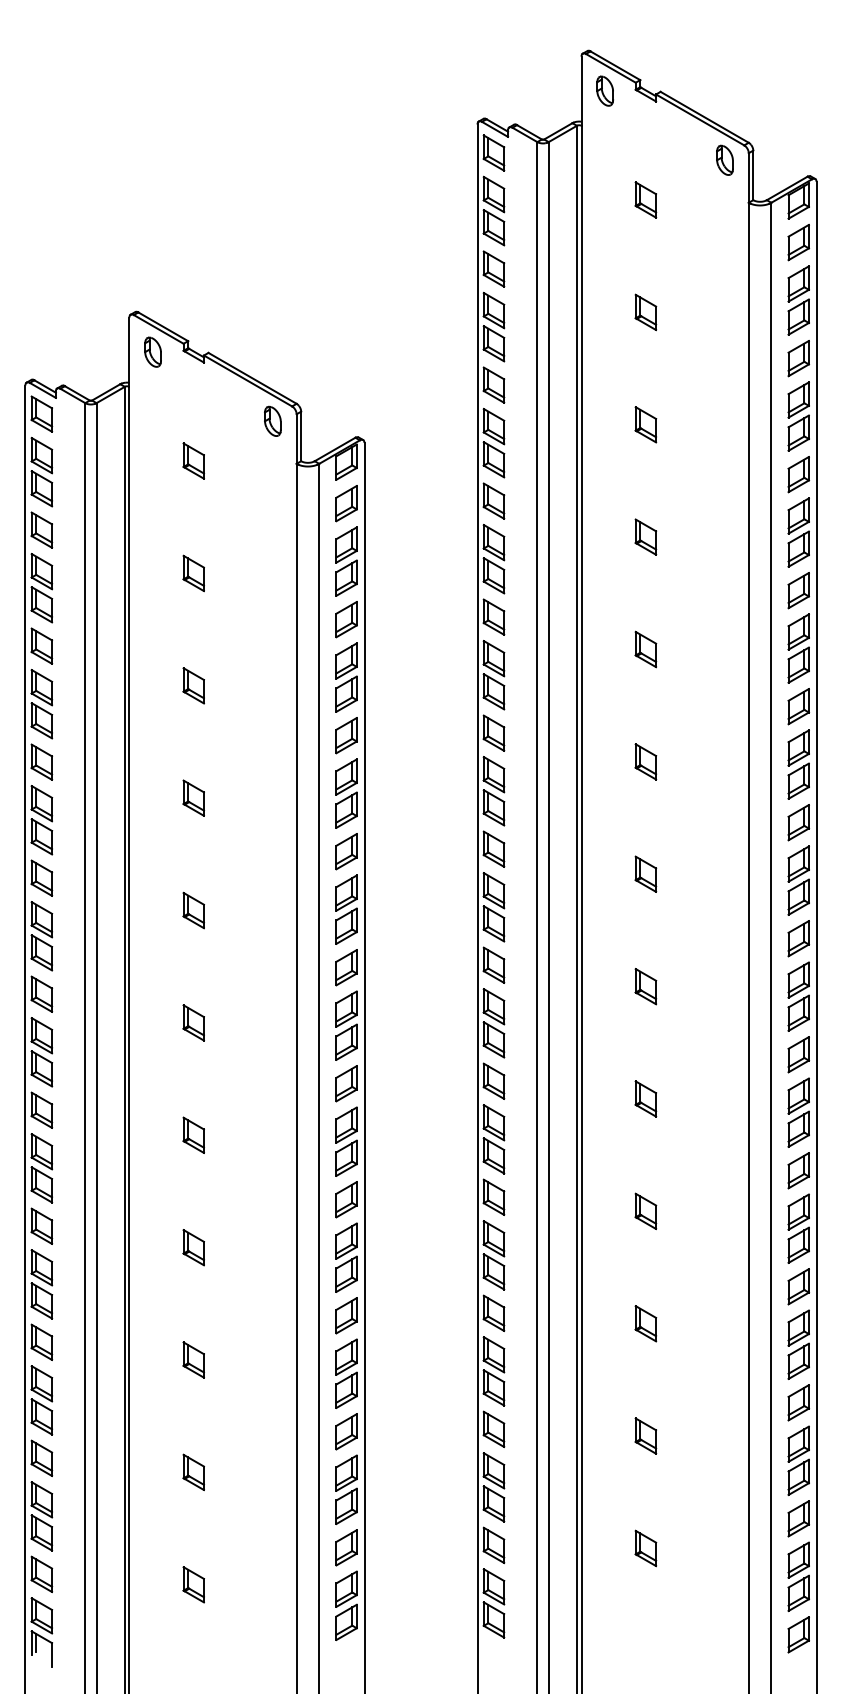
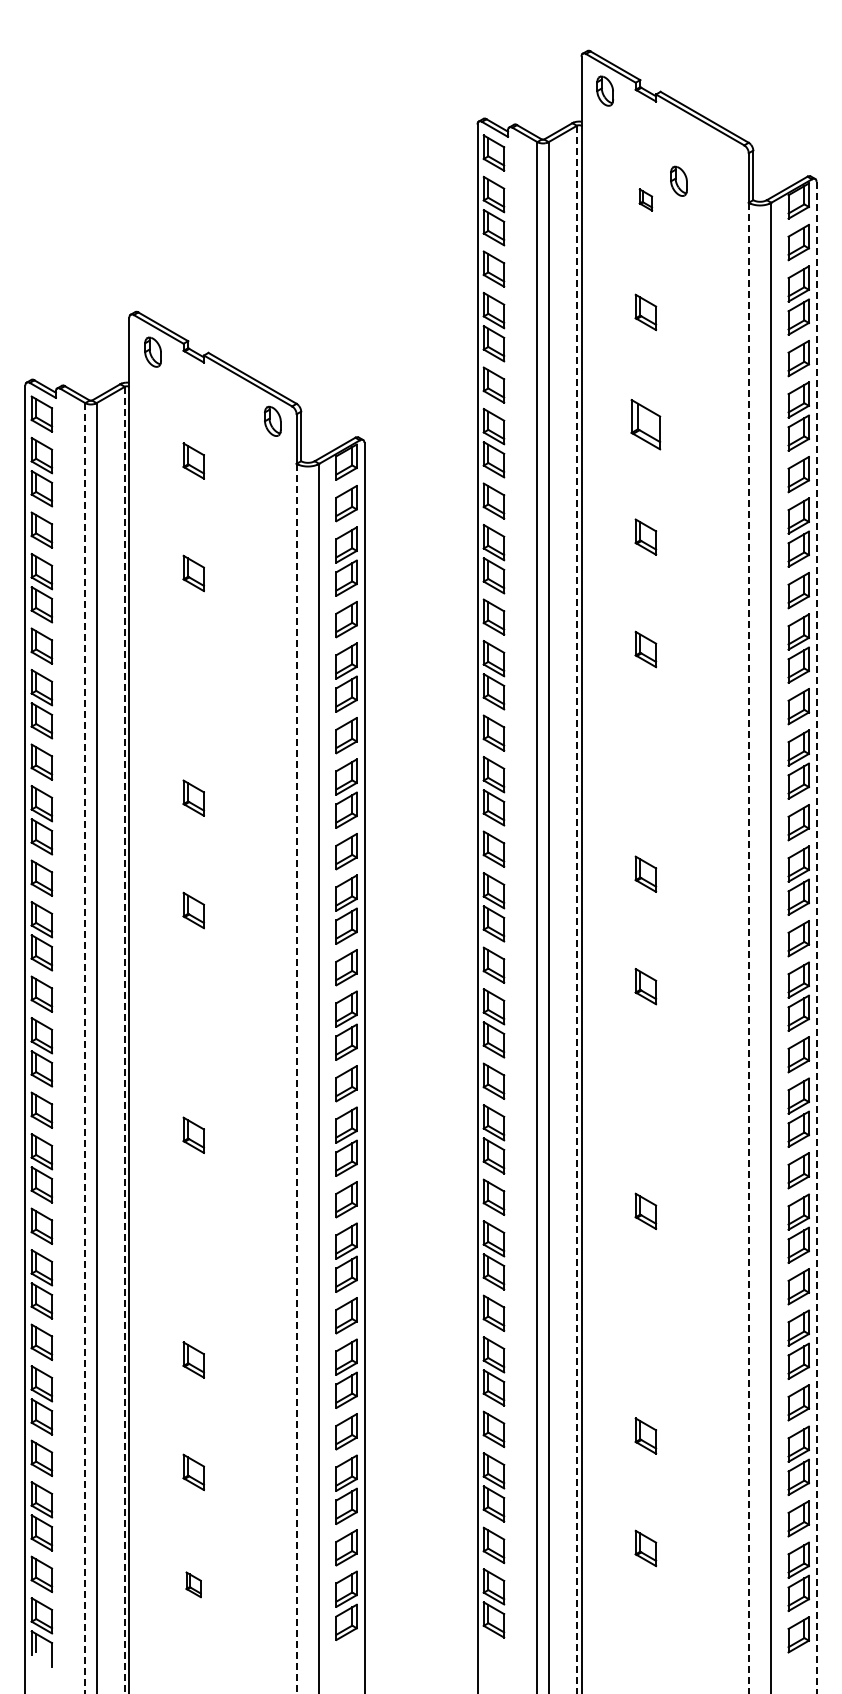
part position: (724, 159) -> (678, 180) (678, 180)
part size: 24x38 px -> 16x24 px (645, 199)
part size: 24x38 px -> 32x52 px (645, 424)
part: present -> none (193, 685)
part: present -> none (645, 761)
line: solid -> dashed (576, 909)
line: solid -> dashed (816, 937)
line: solid -> dashed (748, 948)
part: present -> none (193, 1022)
line: solid -> dashed (124, 1040)
line: solid -> dashed (85, 1048)
line: solid -> dashed (296, 1078)
part: present -> none (645, 1098)
part: present -> none (193, 1247)
part: present -> none (645, 1323)
part size: 23x38 px -> 17x28 px (193, 1584)
